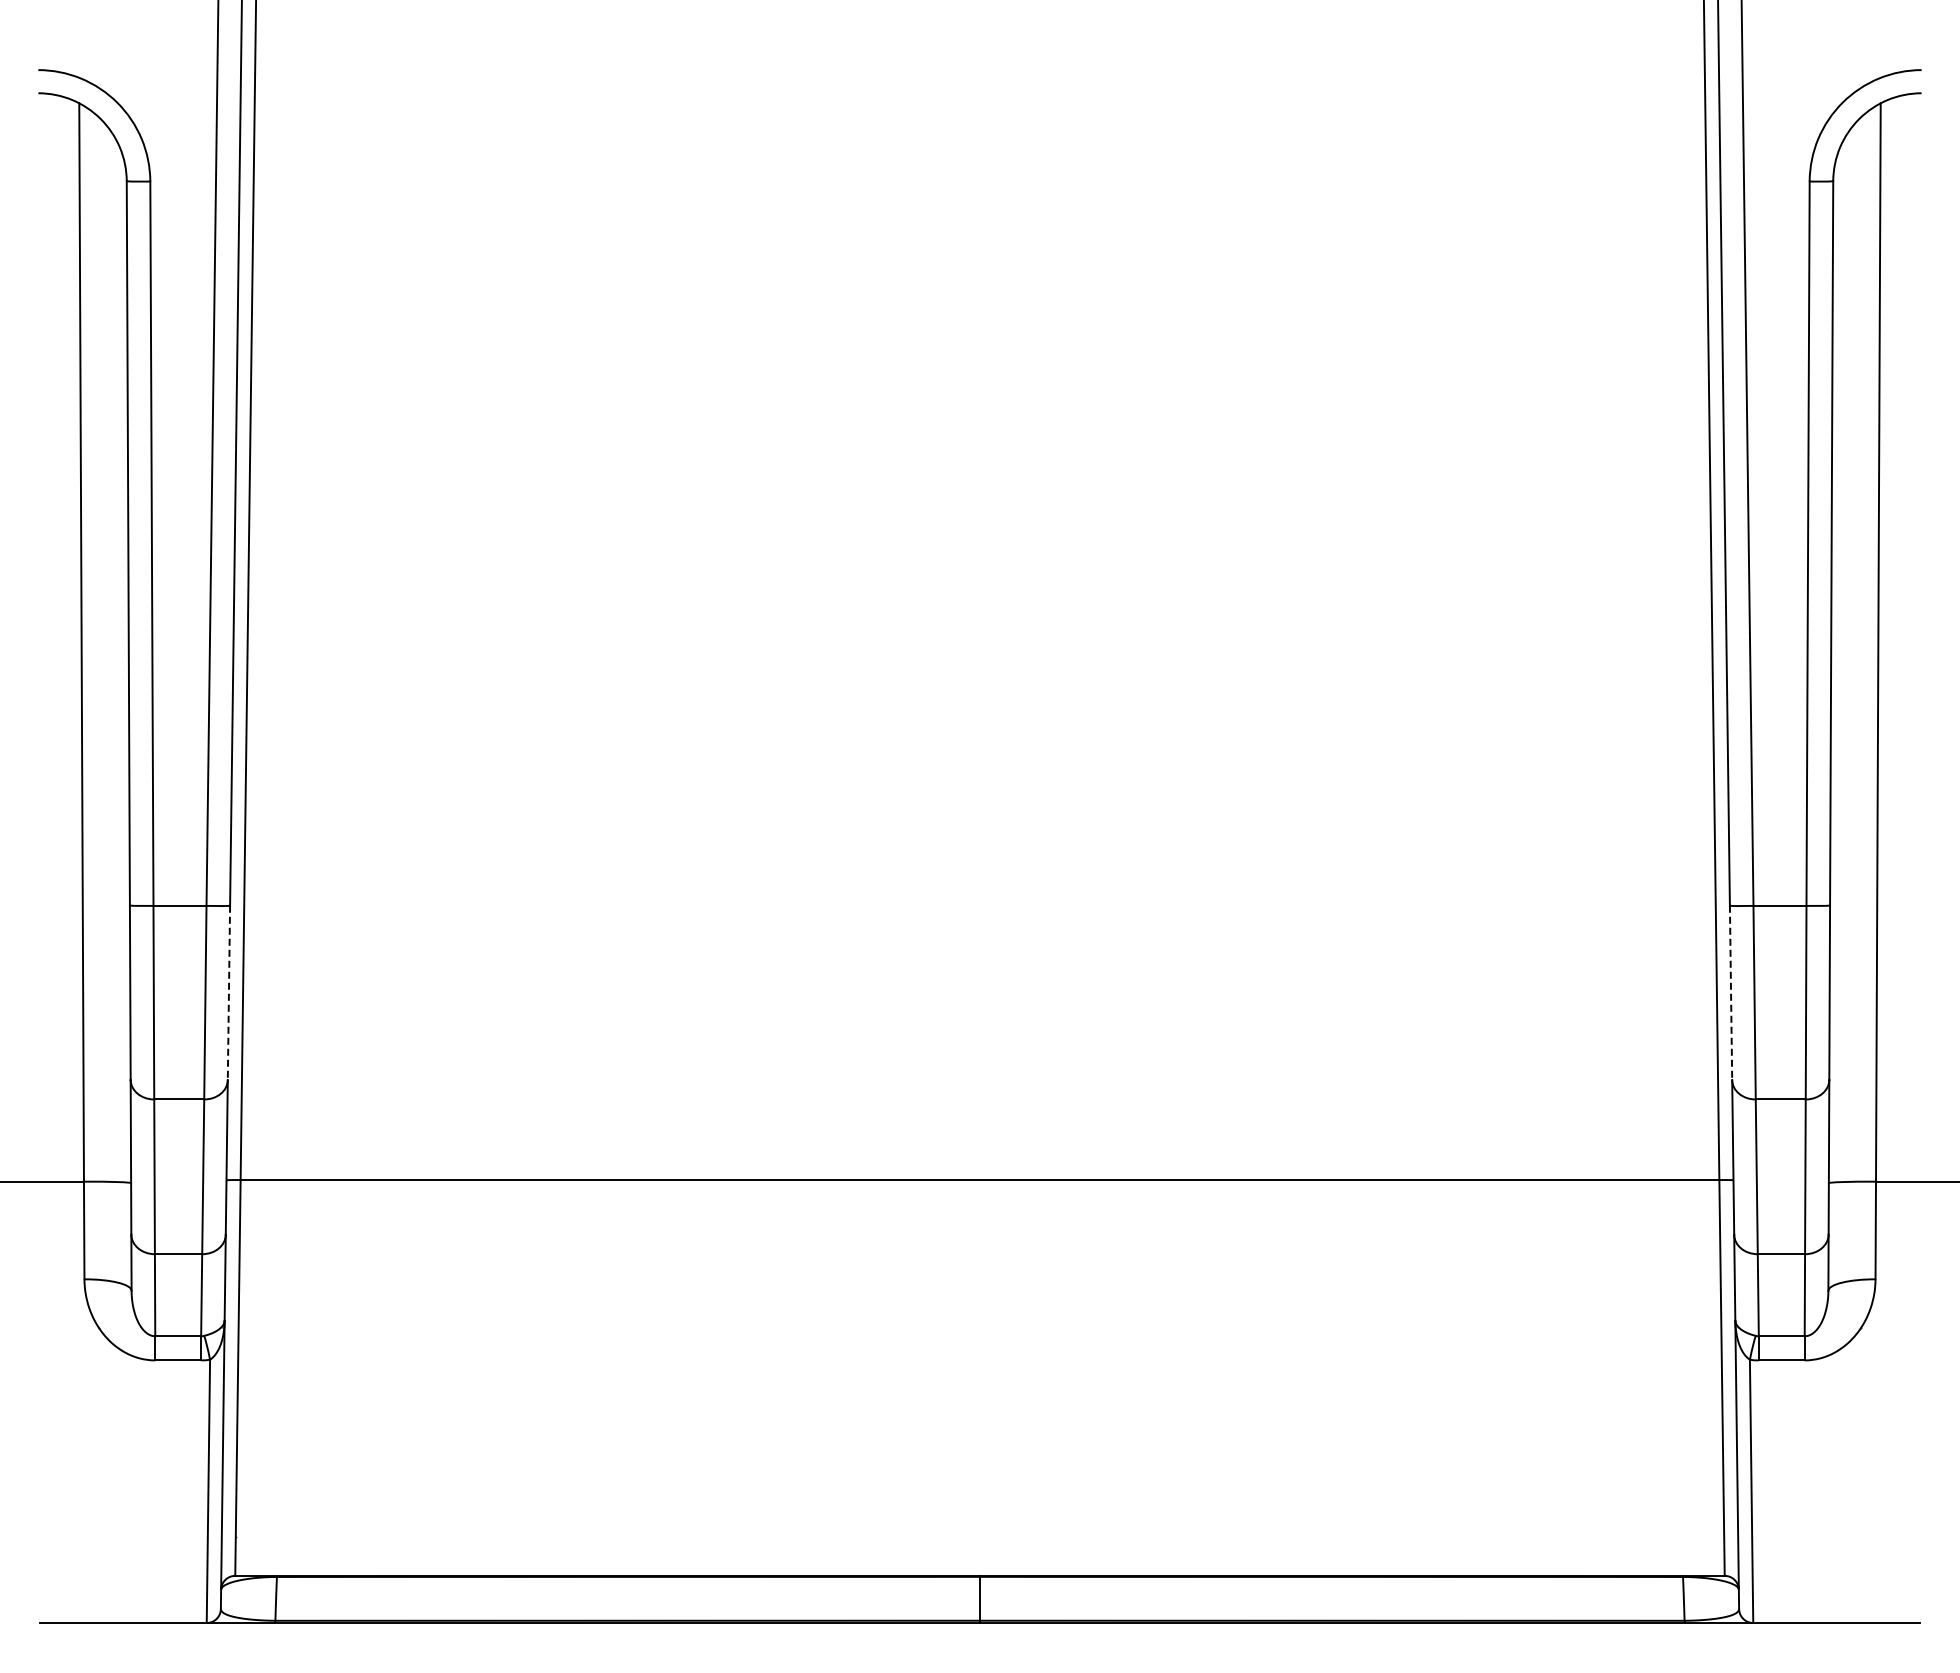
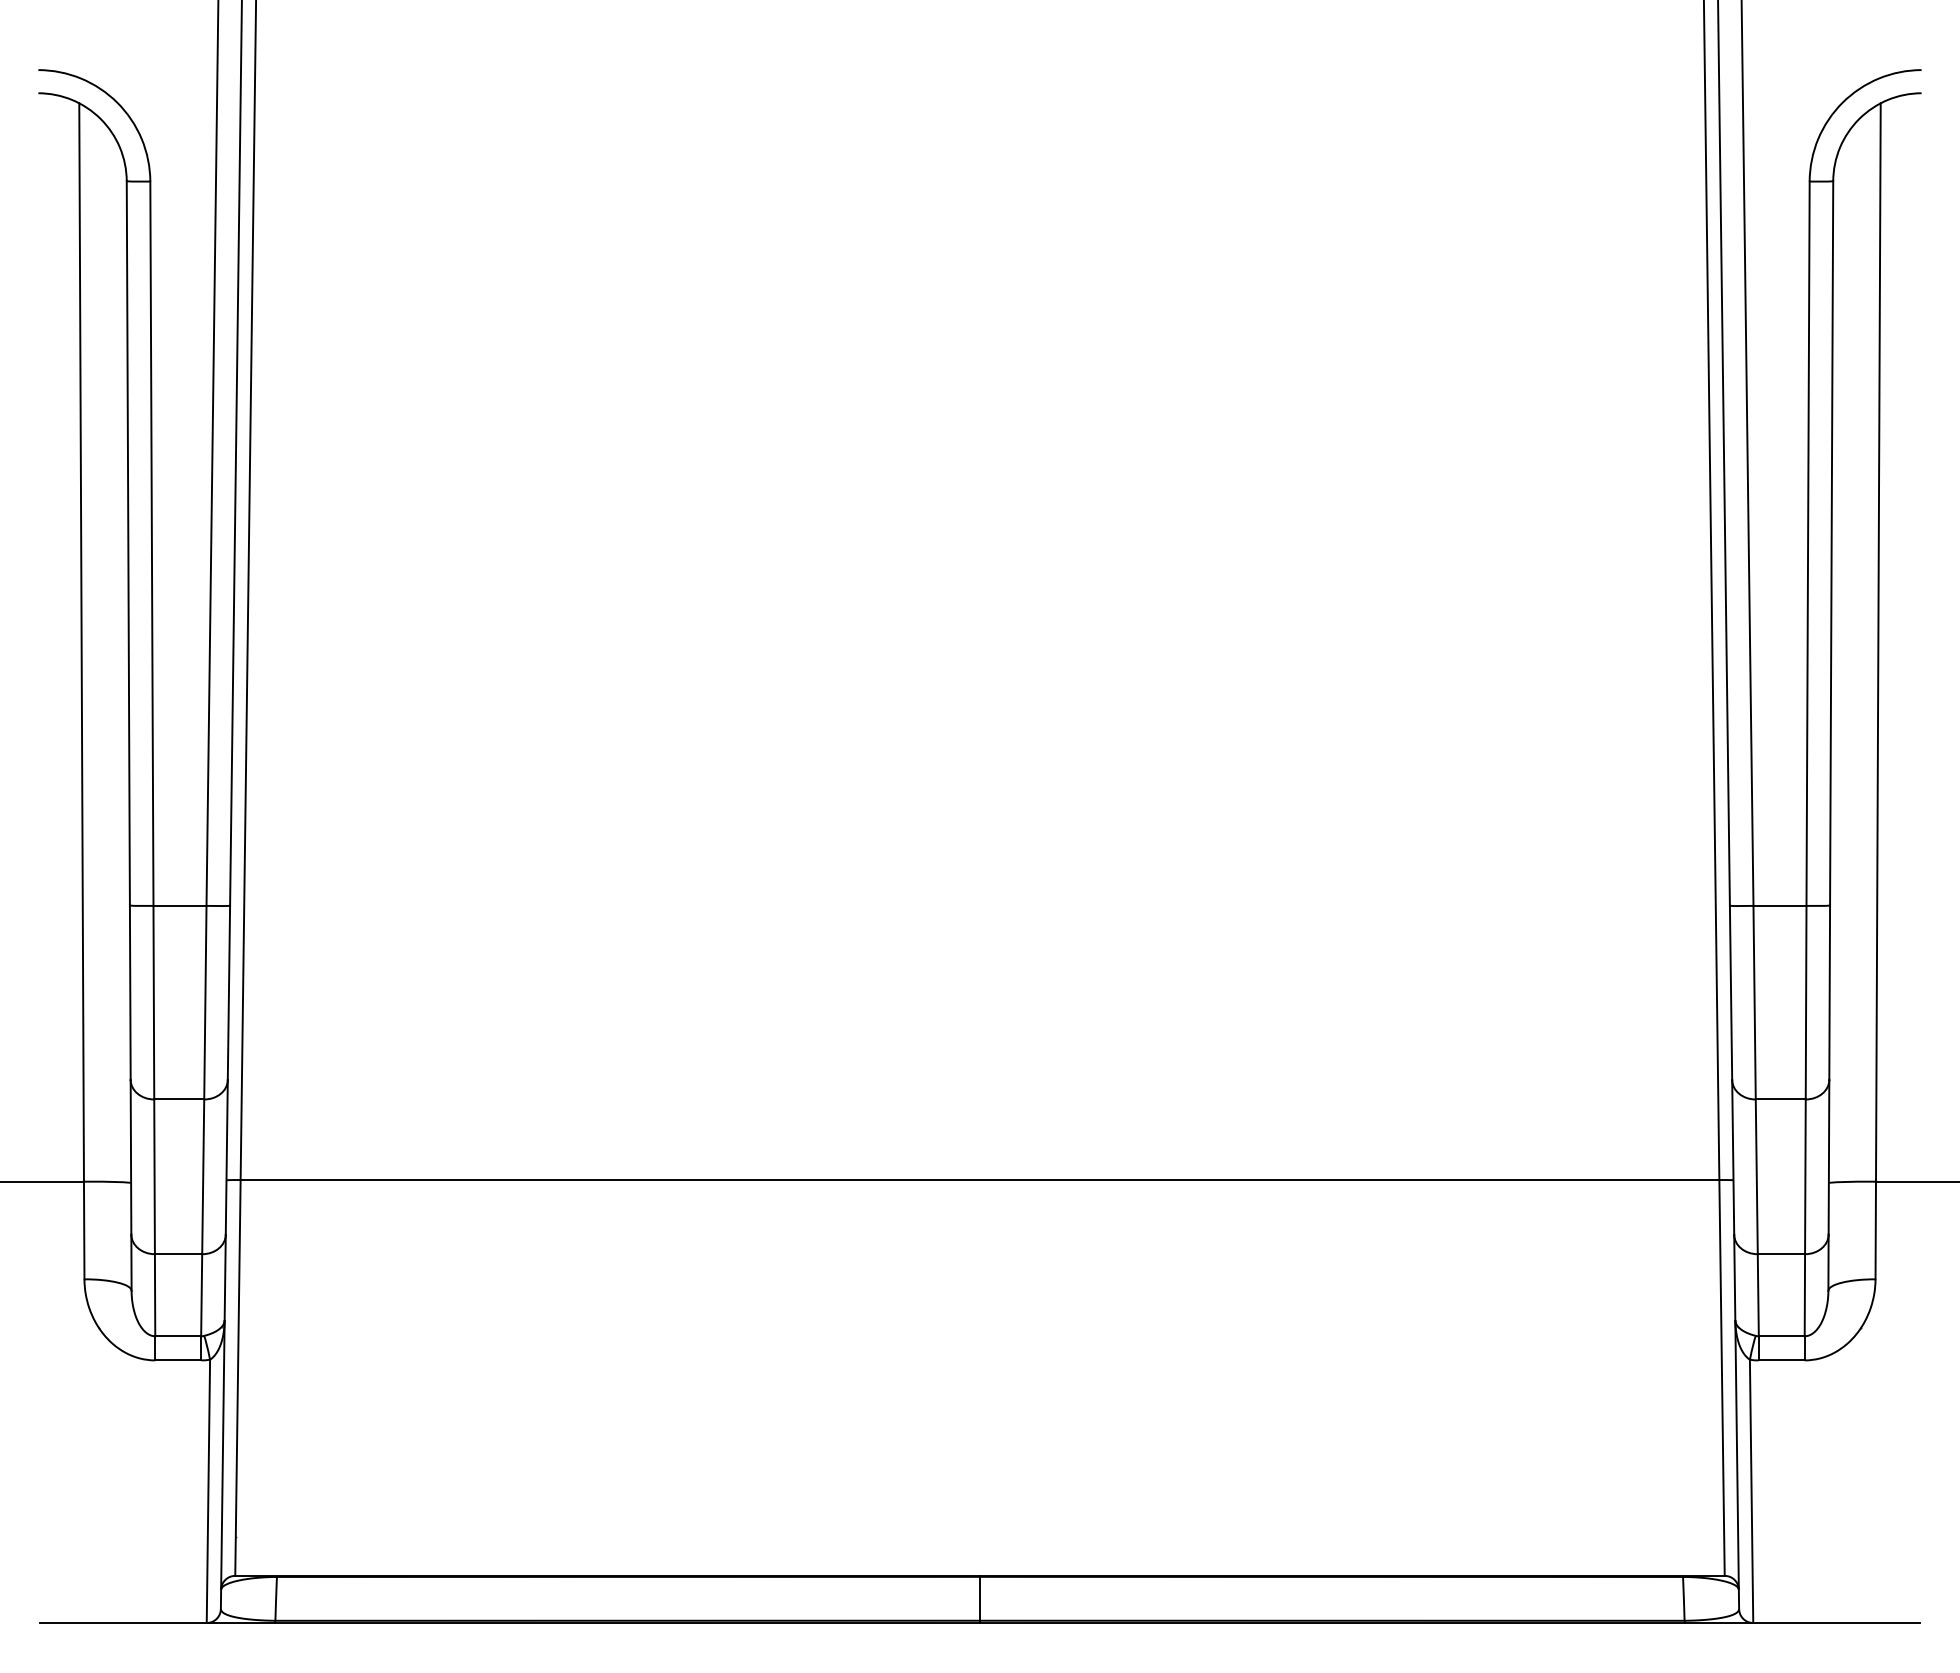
line: dashed -> solid (228, 993)
line: dashed -> solid (1731, 993)
